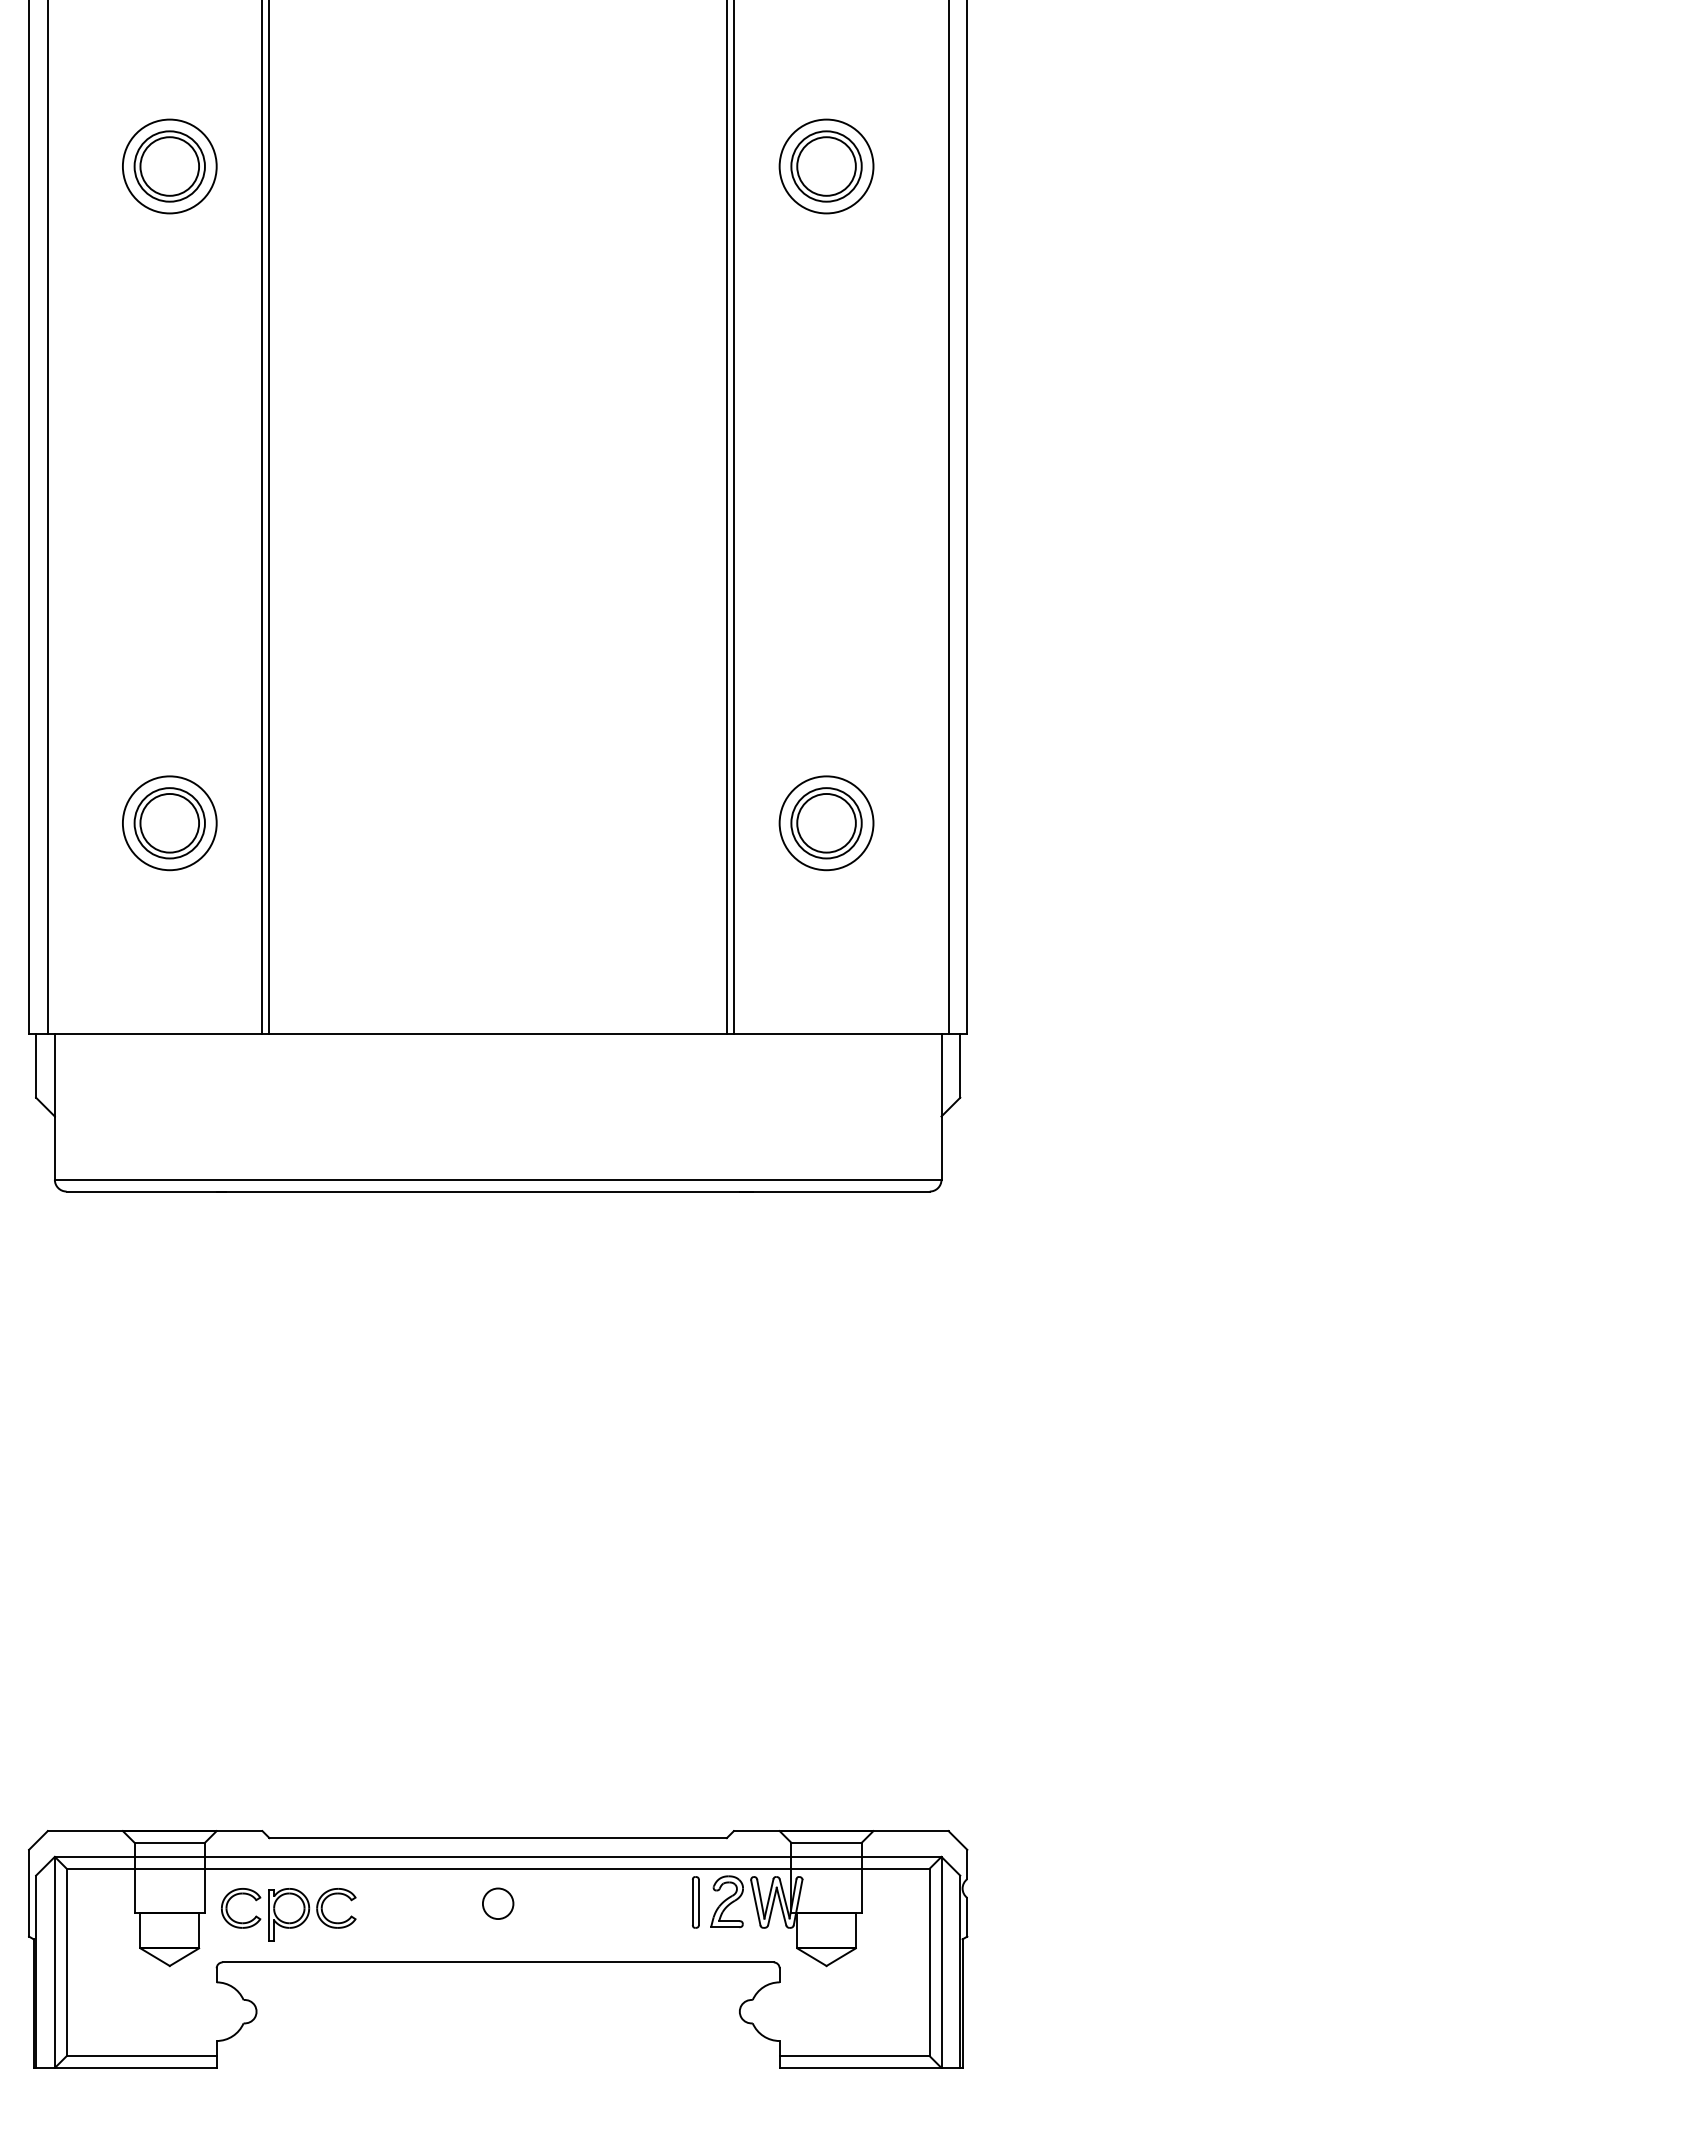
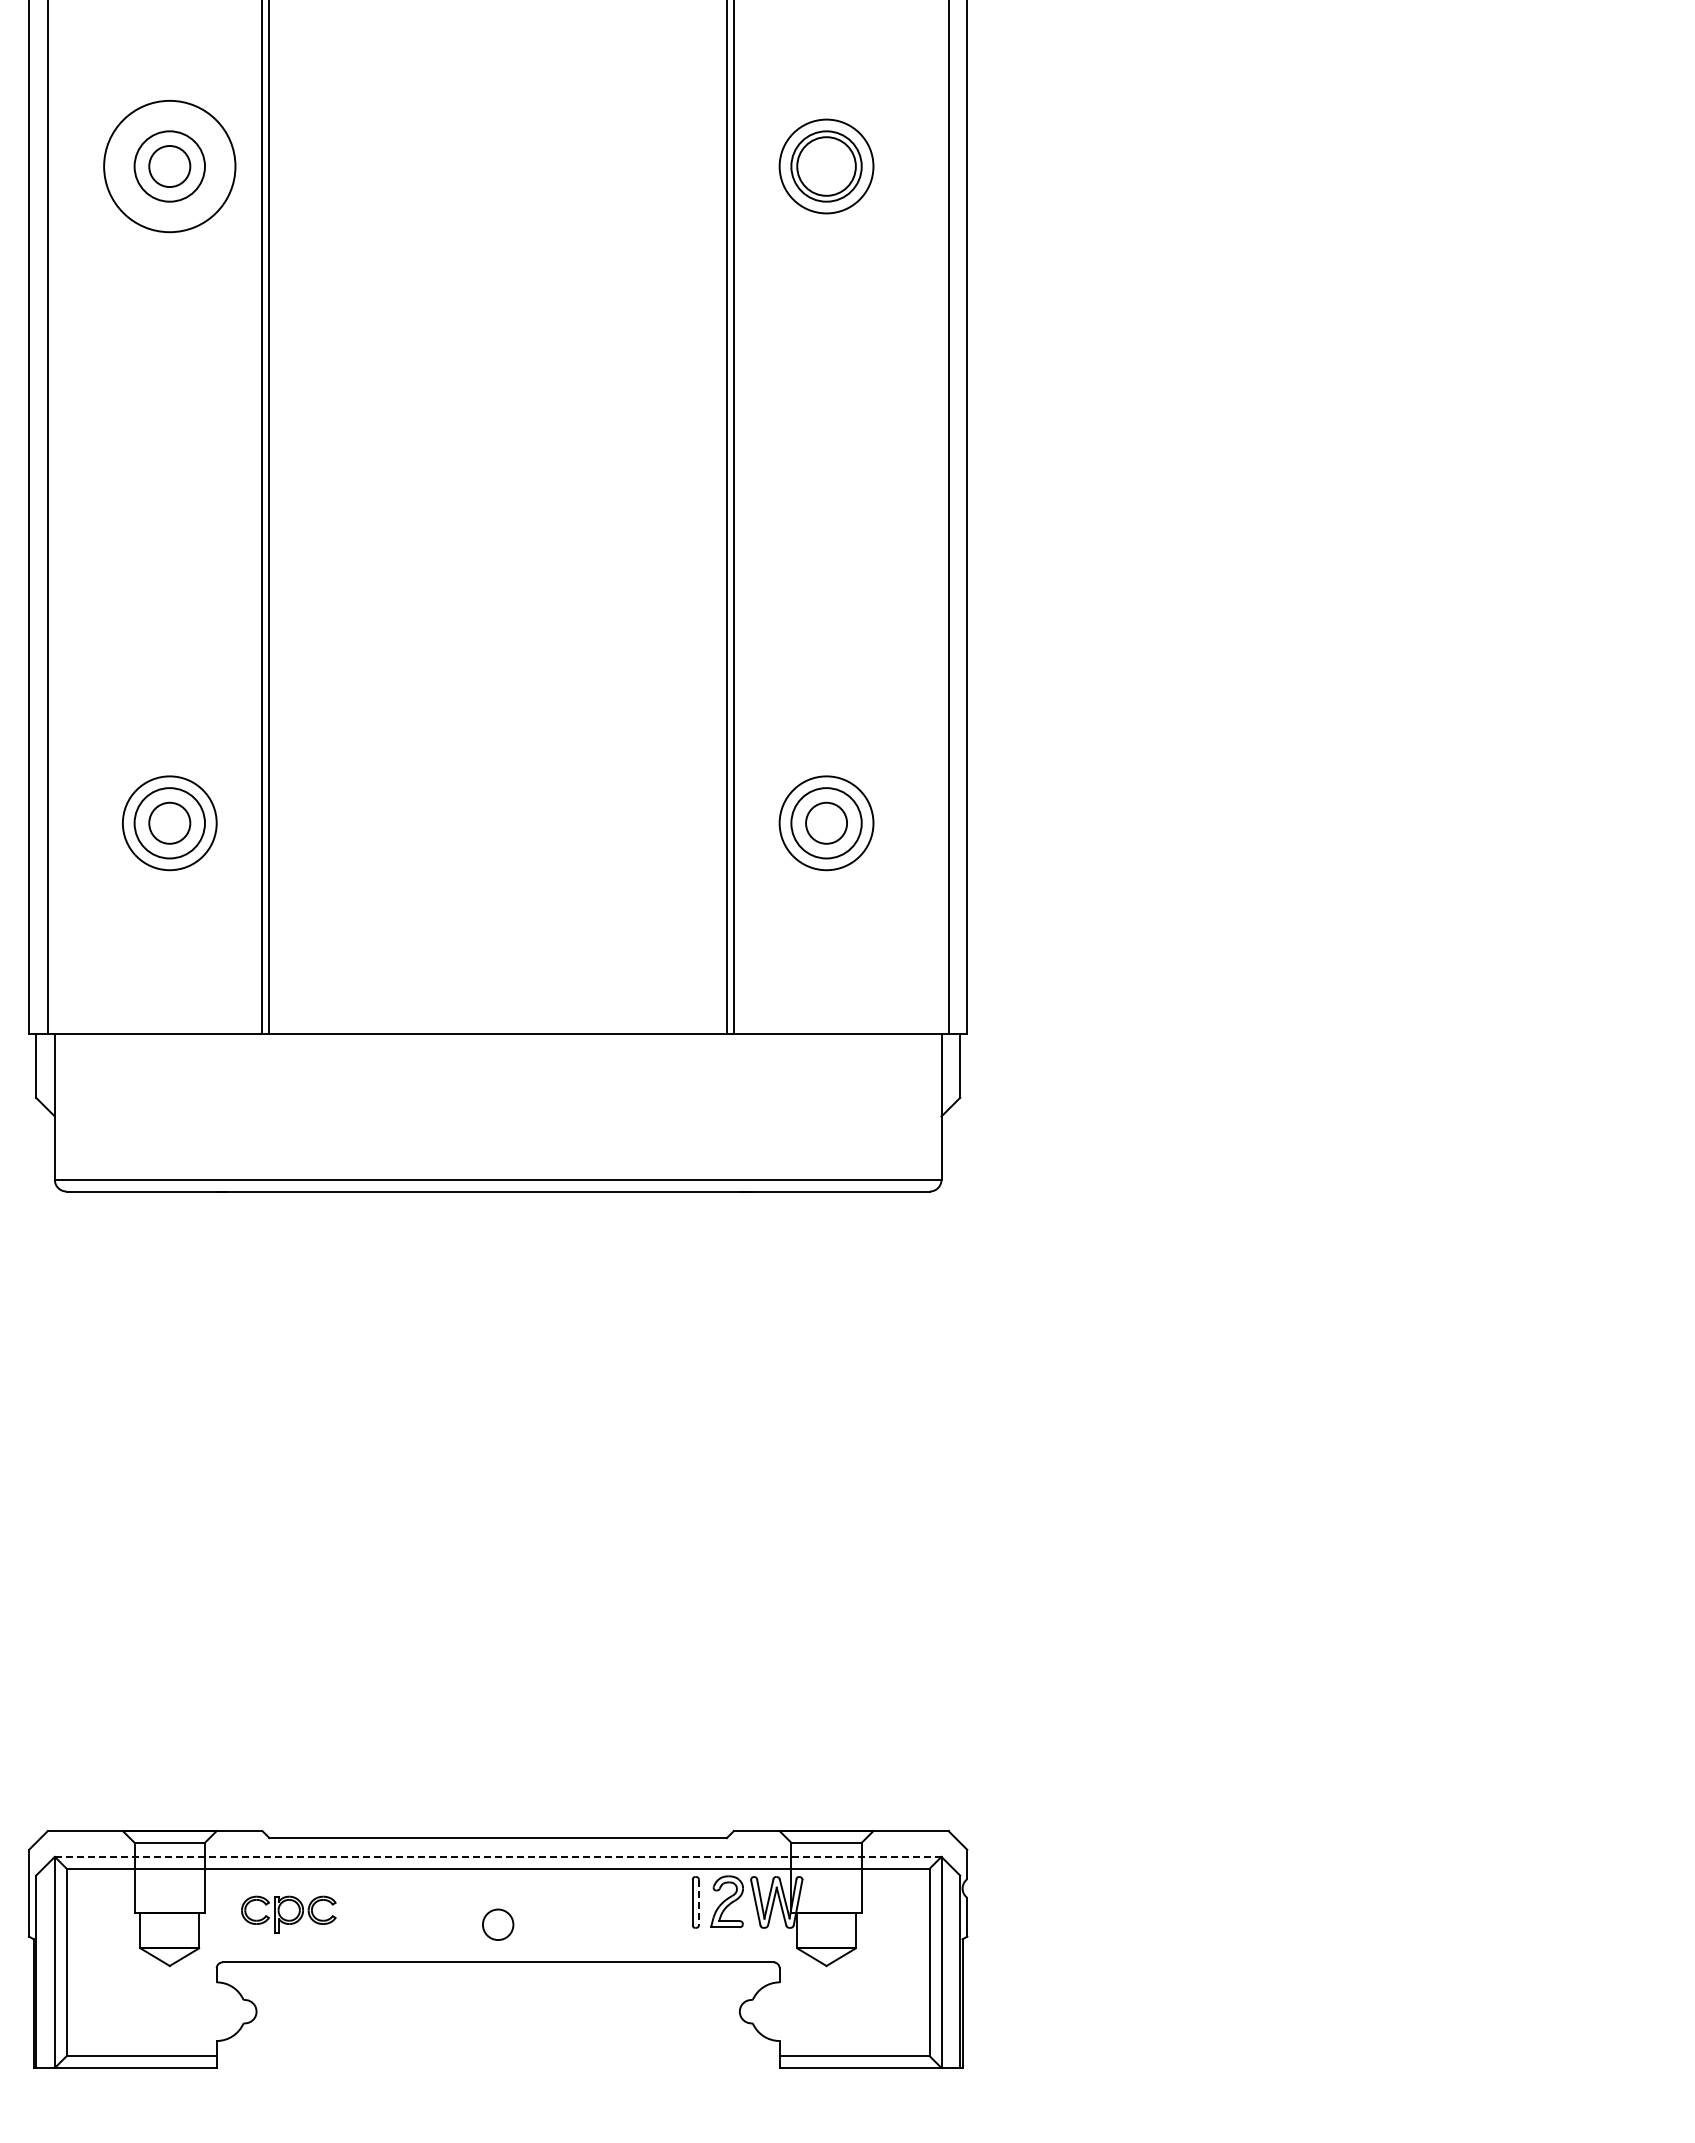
circle diameter: 59 px -> 41 px (169, 166)
circle diameter: 94 px -> 131 px (169, 166)
circle diameter: 59 px -> 41 px (169, 822)
circle diameter: 59 px -> 41 px (826, 822)
line: solid -> dashed (498, 1856)
line: solid -> dashed (698, 1902)
circle position: (498, 1903) -> (498, 1924) (498, 1924)
part size: 136x54 px -> 96x39 px (288, 1914)
